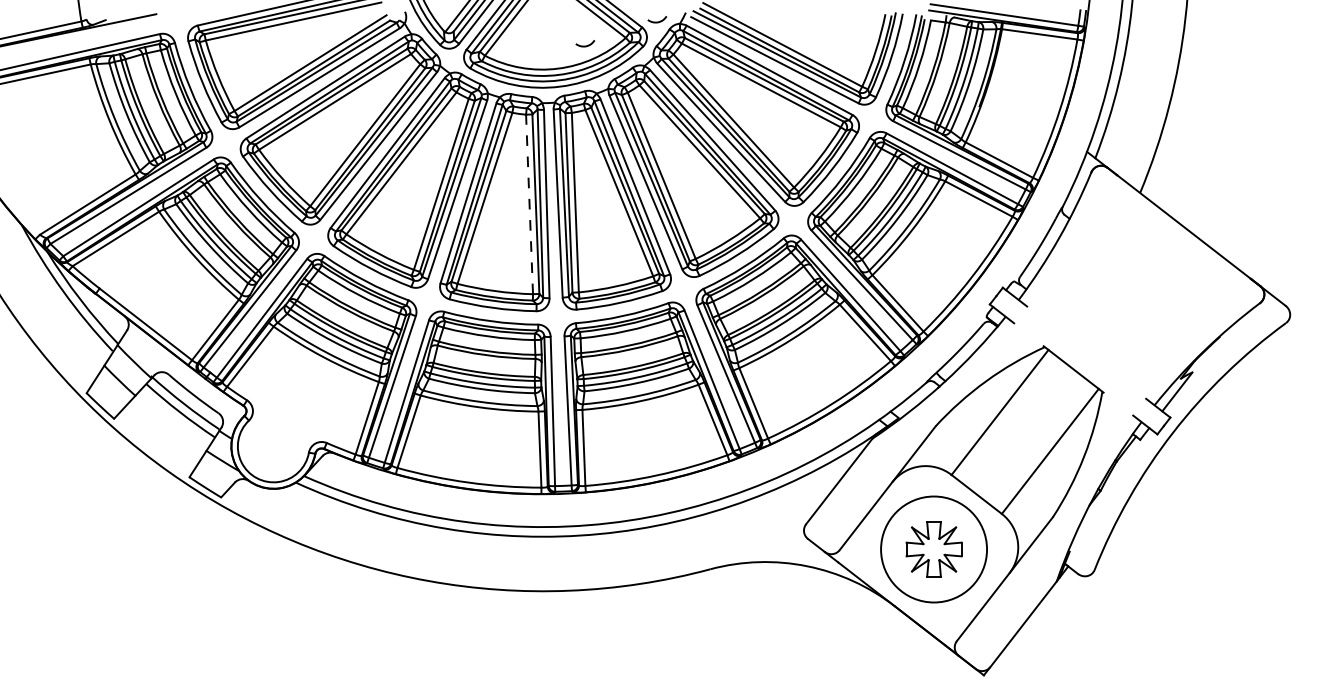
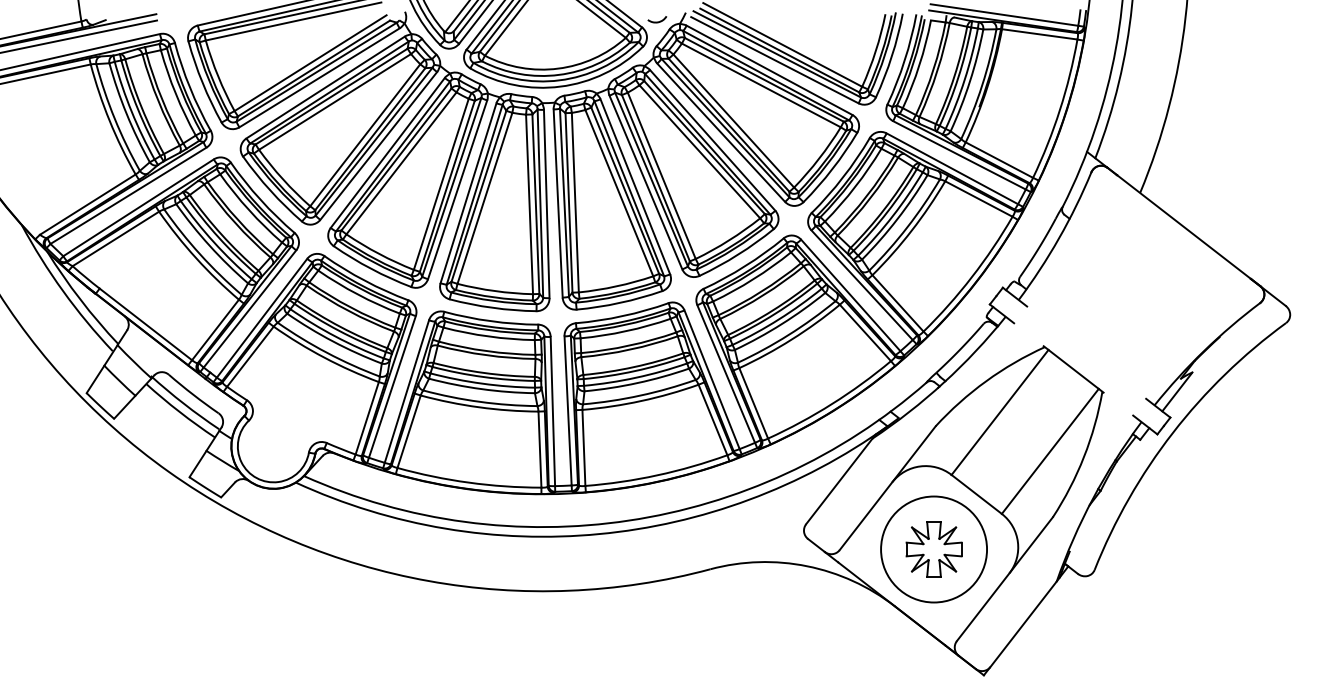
line: none -> present (79, 36)
curve: present -> none (585, 45)
line: dashed -> solid (529, 204)
